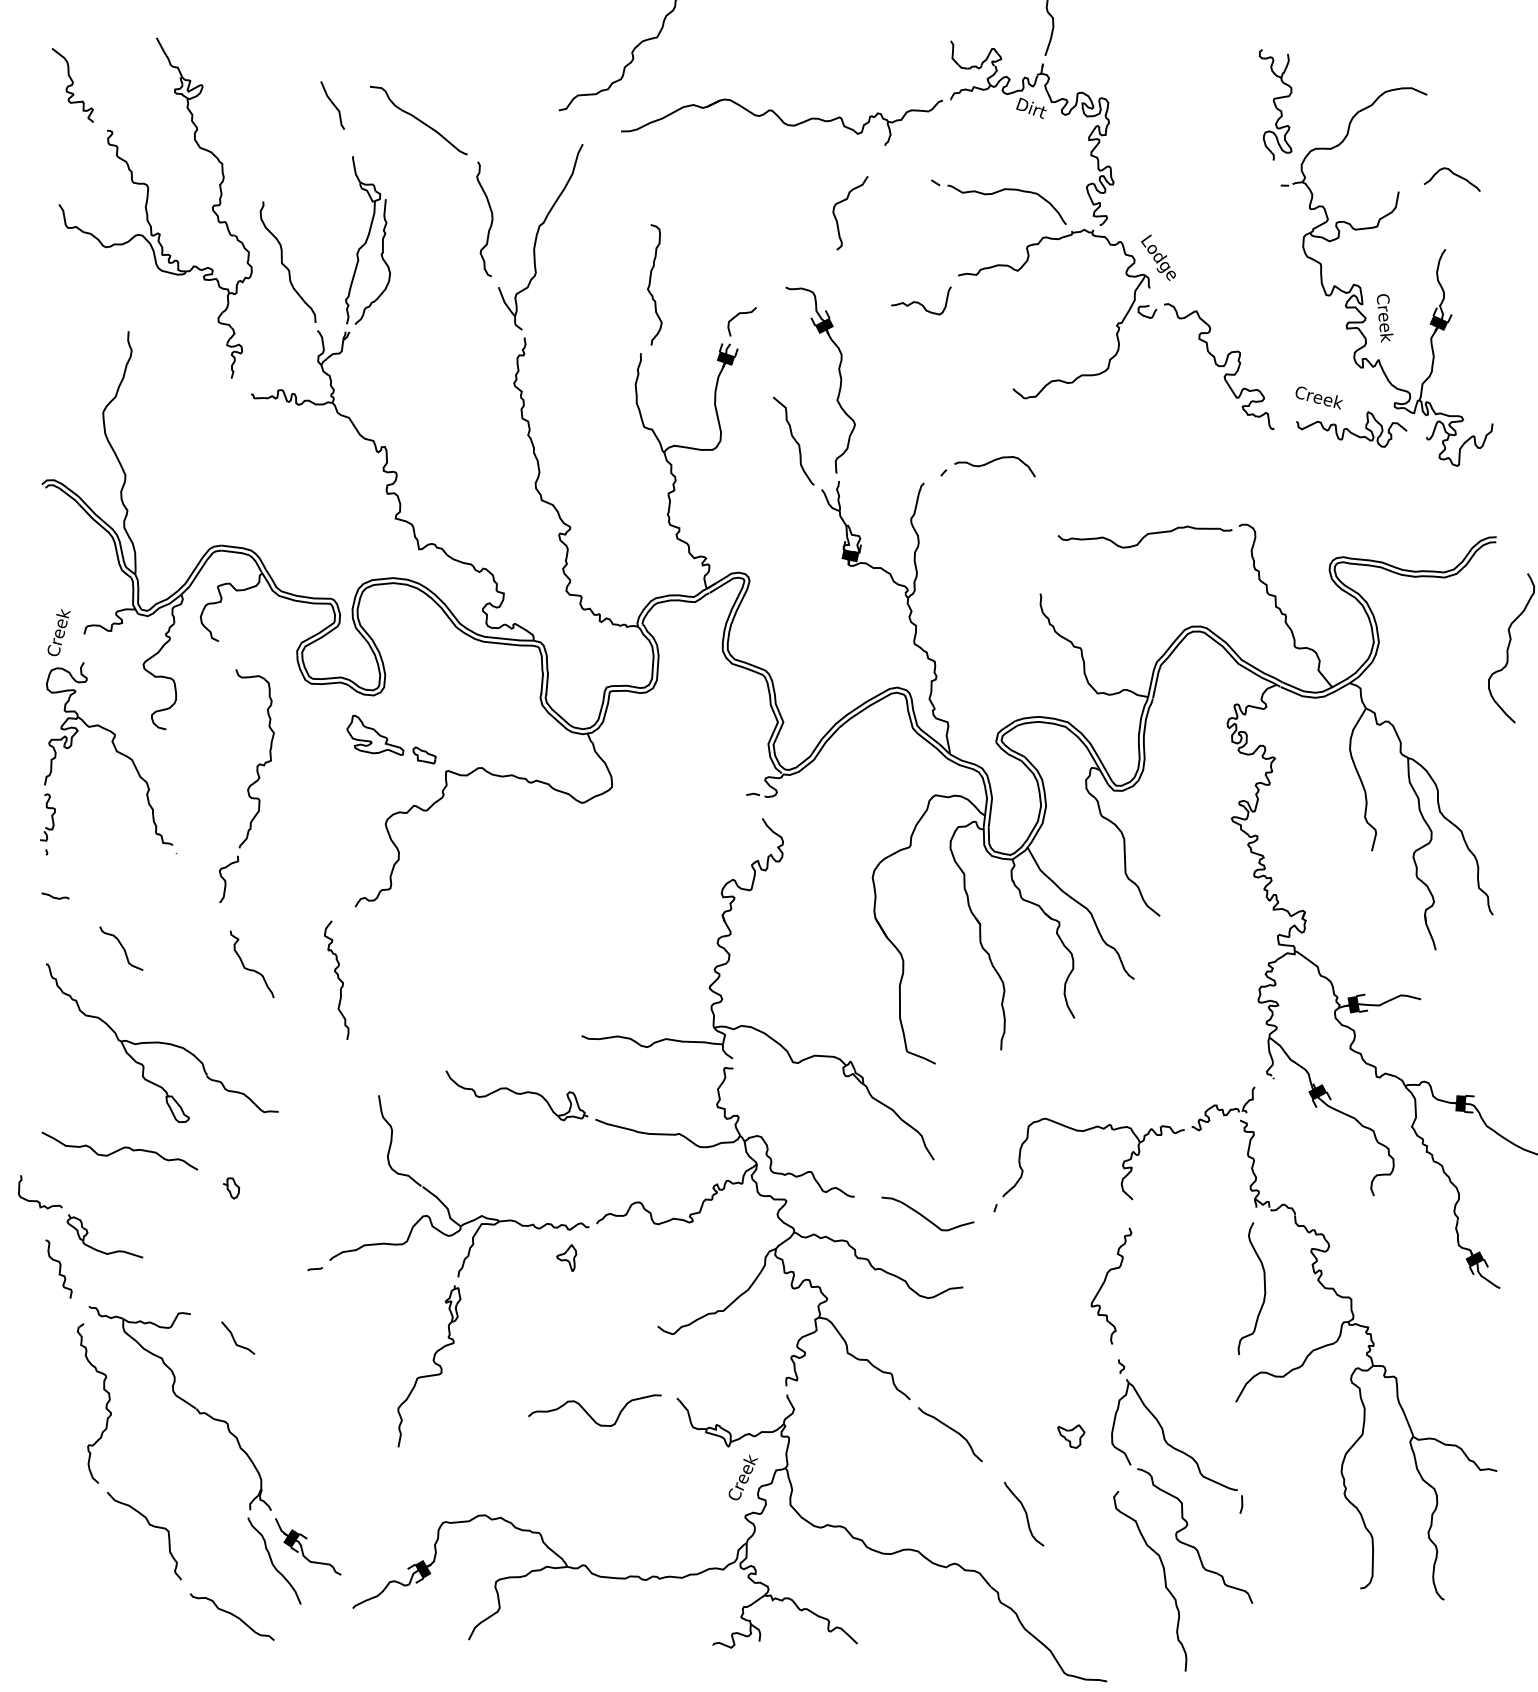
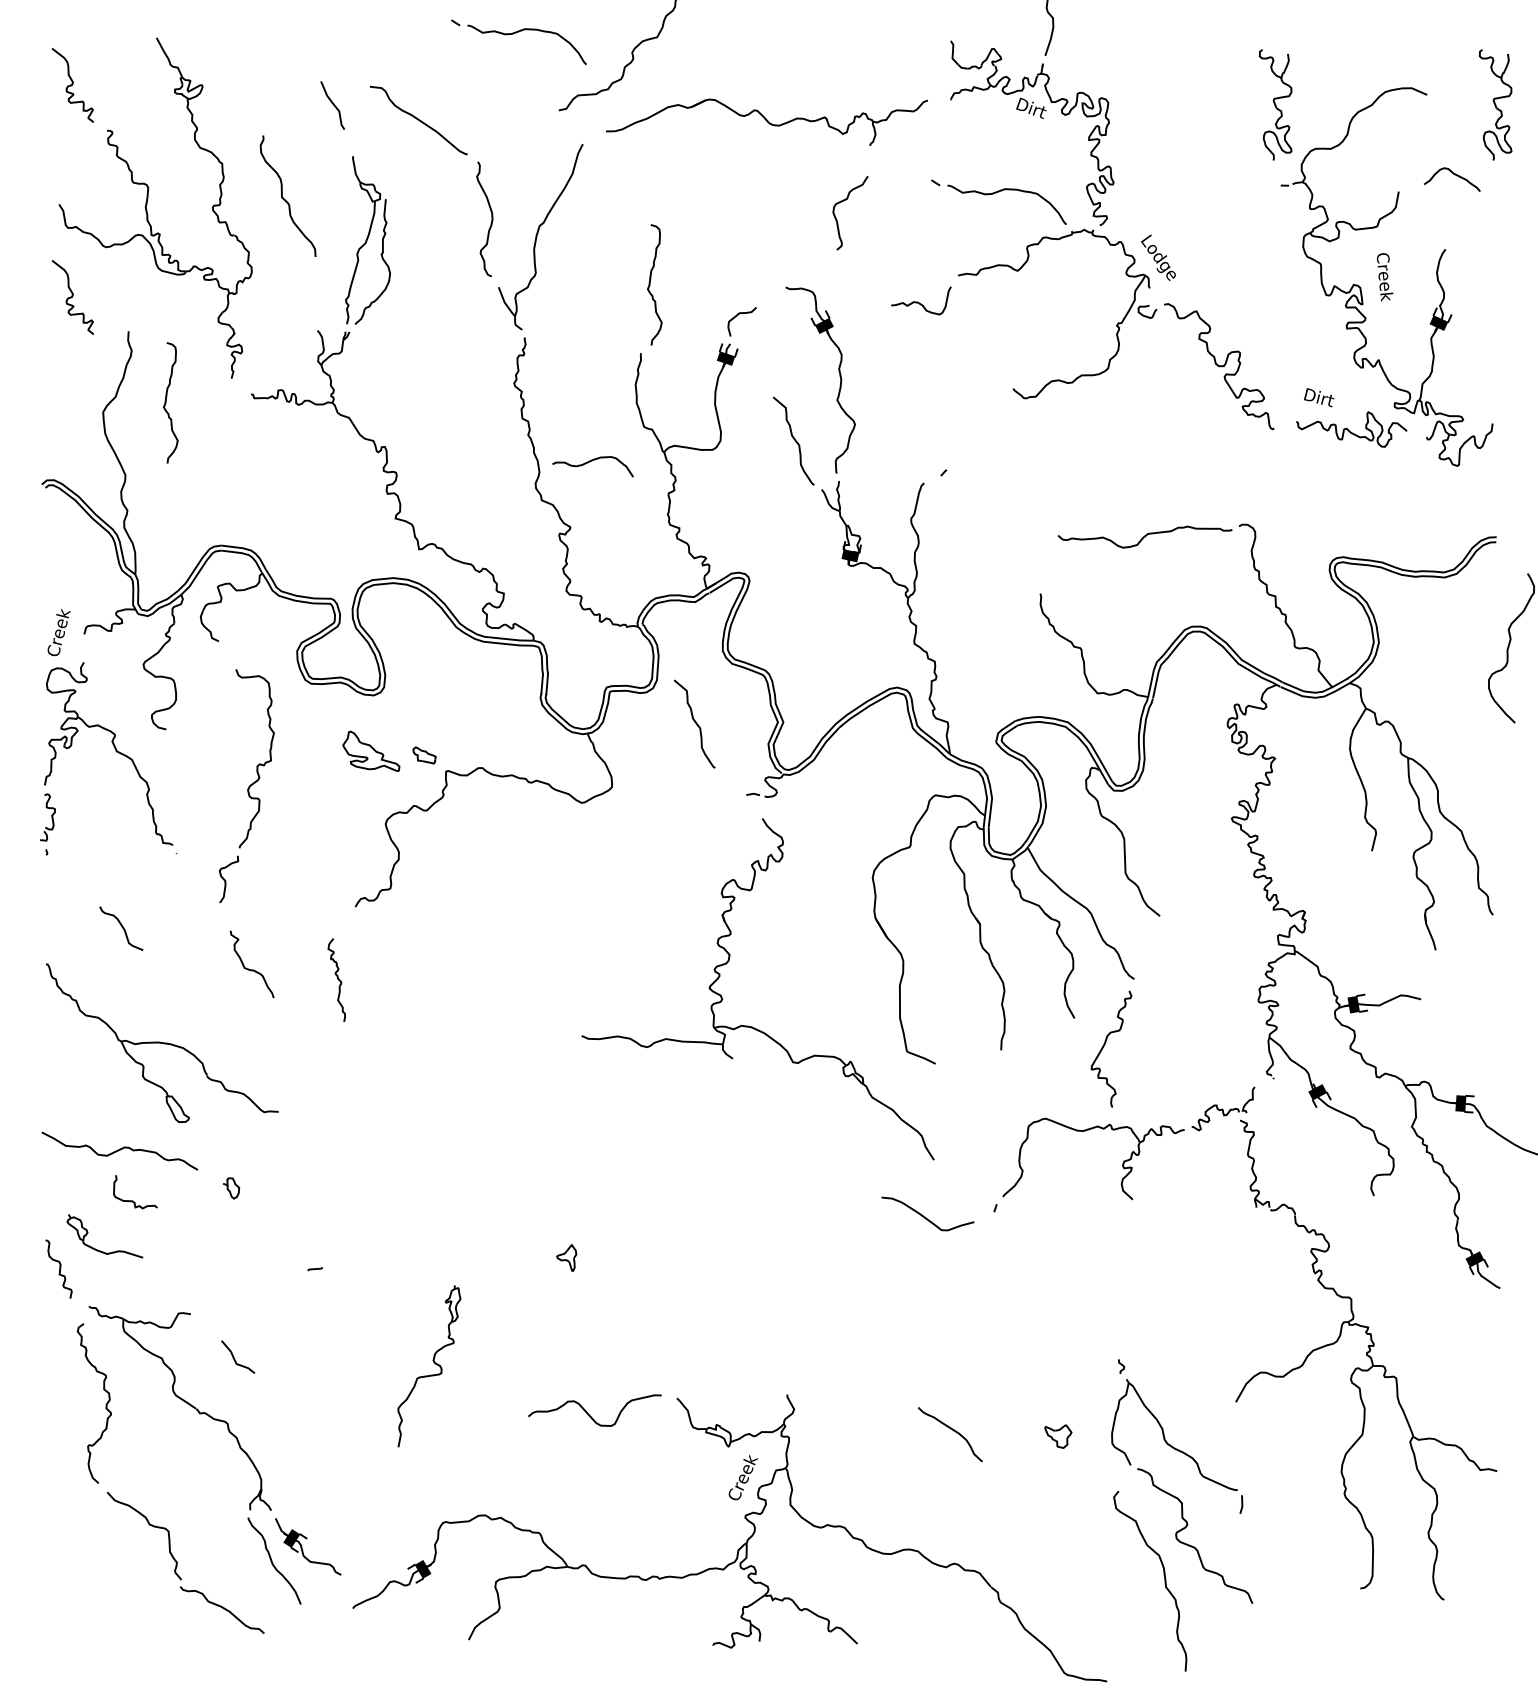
part: none -> present (516, 33)
part: none -> present (1495, 104)
part position: (781, 121) -> (766, 121) (766, 121)
curve position: (284, 264) -> (284, 198) (284, 198)
curve: none -> present (72, 297)
text position: (1384, 318) -> (1384, 277) (1384, 277)
text: Creek -> Dirt (1318, 397)
curve: none -> present (166, 402)
part position: (994, 466) -> (592, 466) (592, 466)
curve: none -> present (694, 722)
part position: (375, 734) -> (371, 750) (371, 750)
curve: present -> none (54, 896)
curve position: (121, 947) -> (121, 927) (121, 927)
part size: 26x120 px -> 19x84 px (336, 979)
curve position: (38, 1200) -> (133, 1200) (133, 1200)
part: present -> none (654, 1224)
curve position: (1105, 1281) -> (1105, 1044) (1105, 1044)
curve: present -> none (1264, 1288)
curve position: (234, 1337) -> (234, 1356) (234, 1356)
part position: (1071, 1436) -> (1058, 1436) (1058, 1436)
curve: present -> none (1025, 1513)
part position: (231, 1616) -> (221, 1609) (221, 1609)
